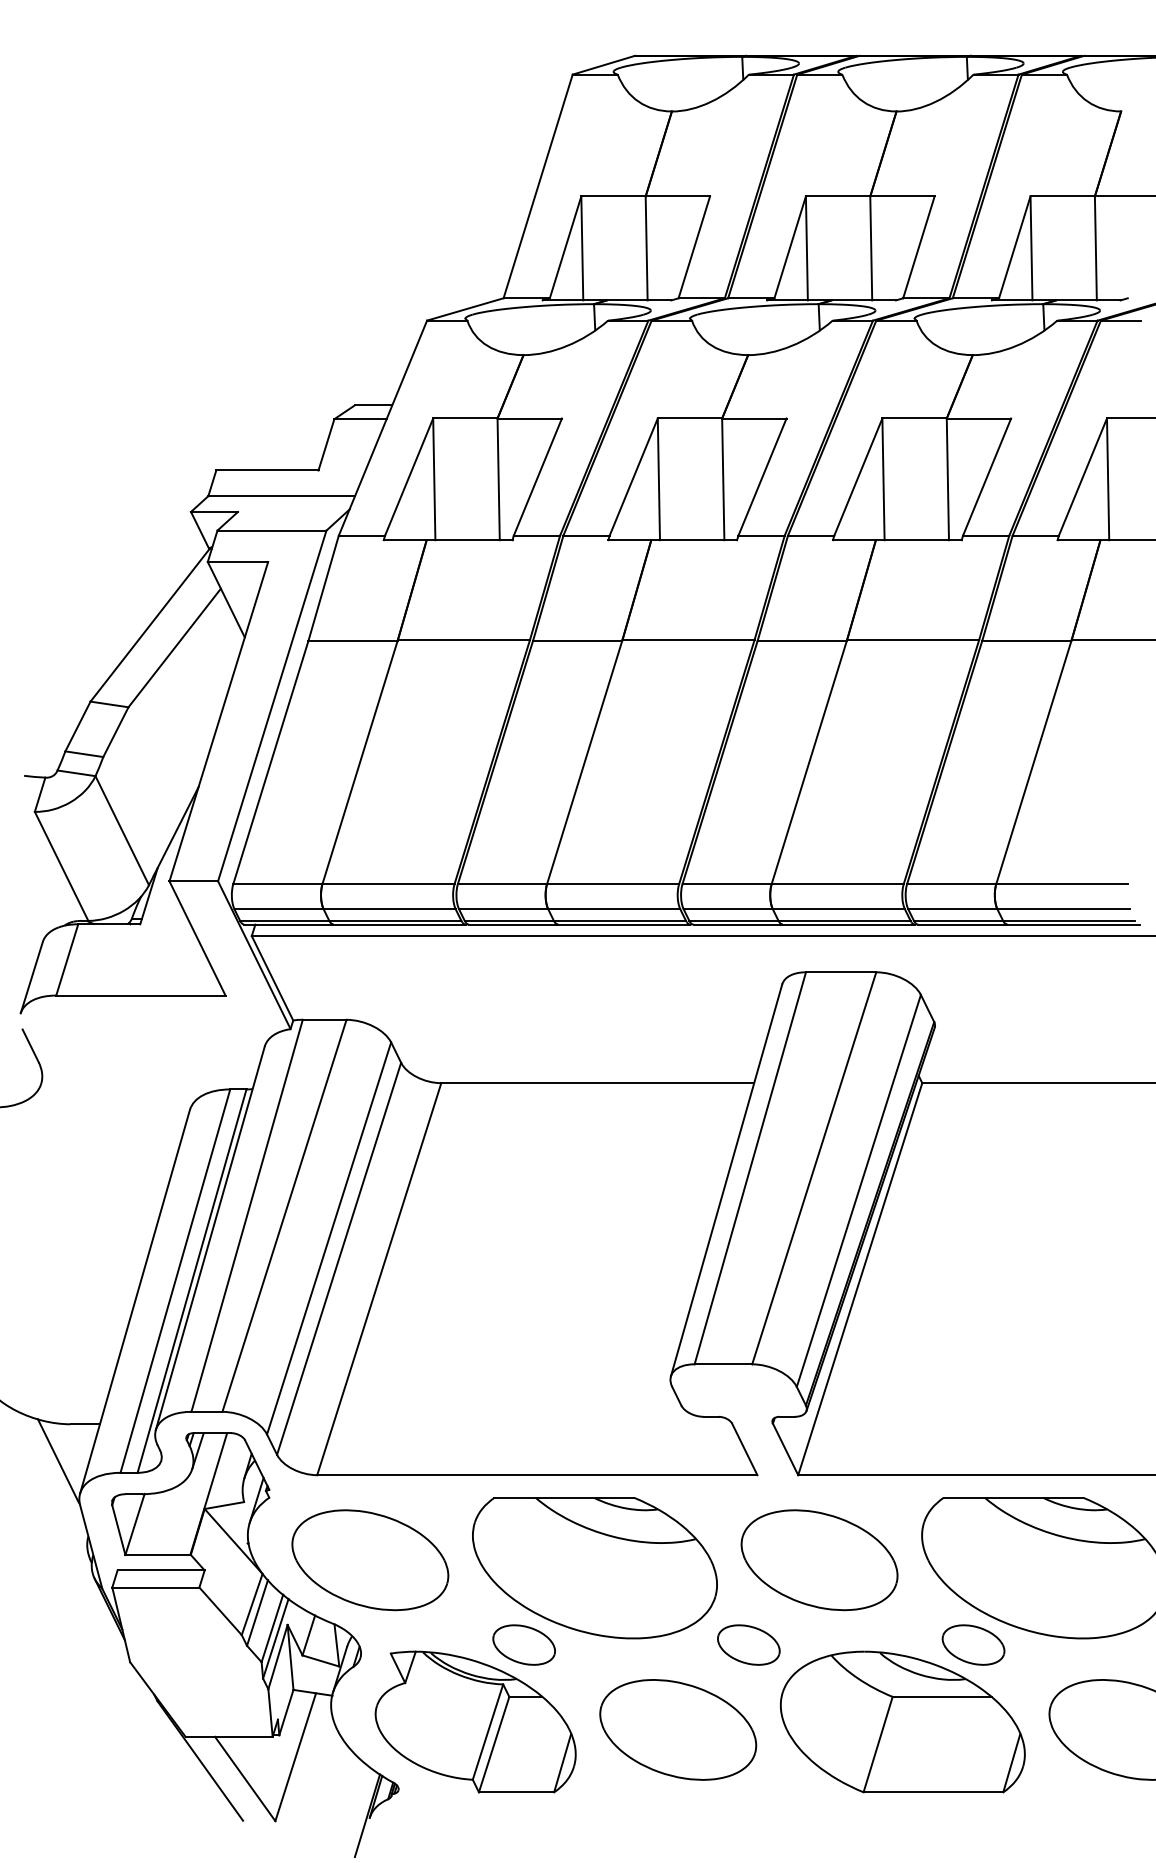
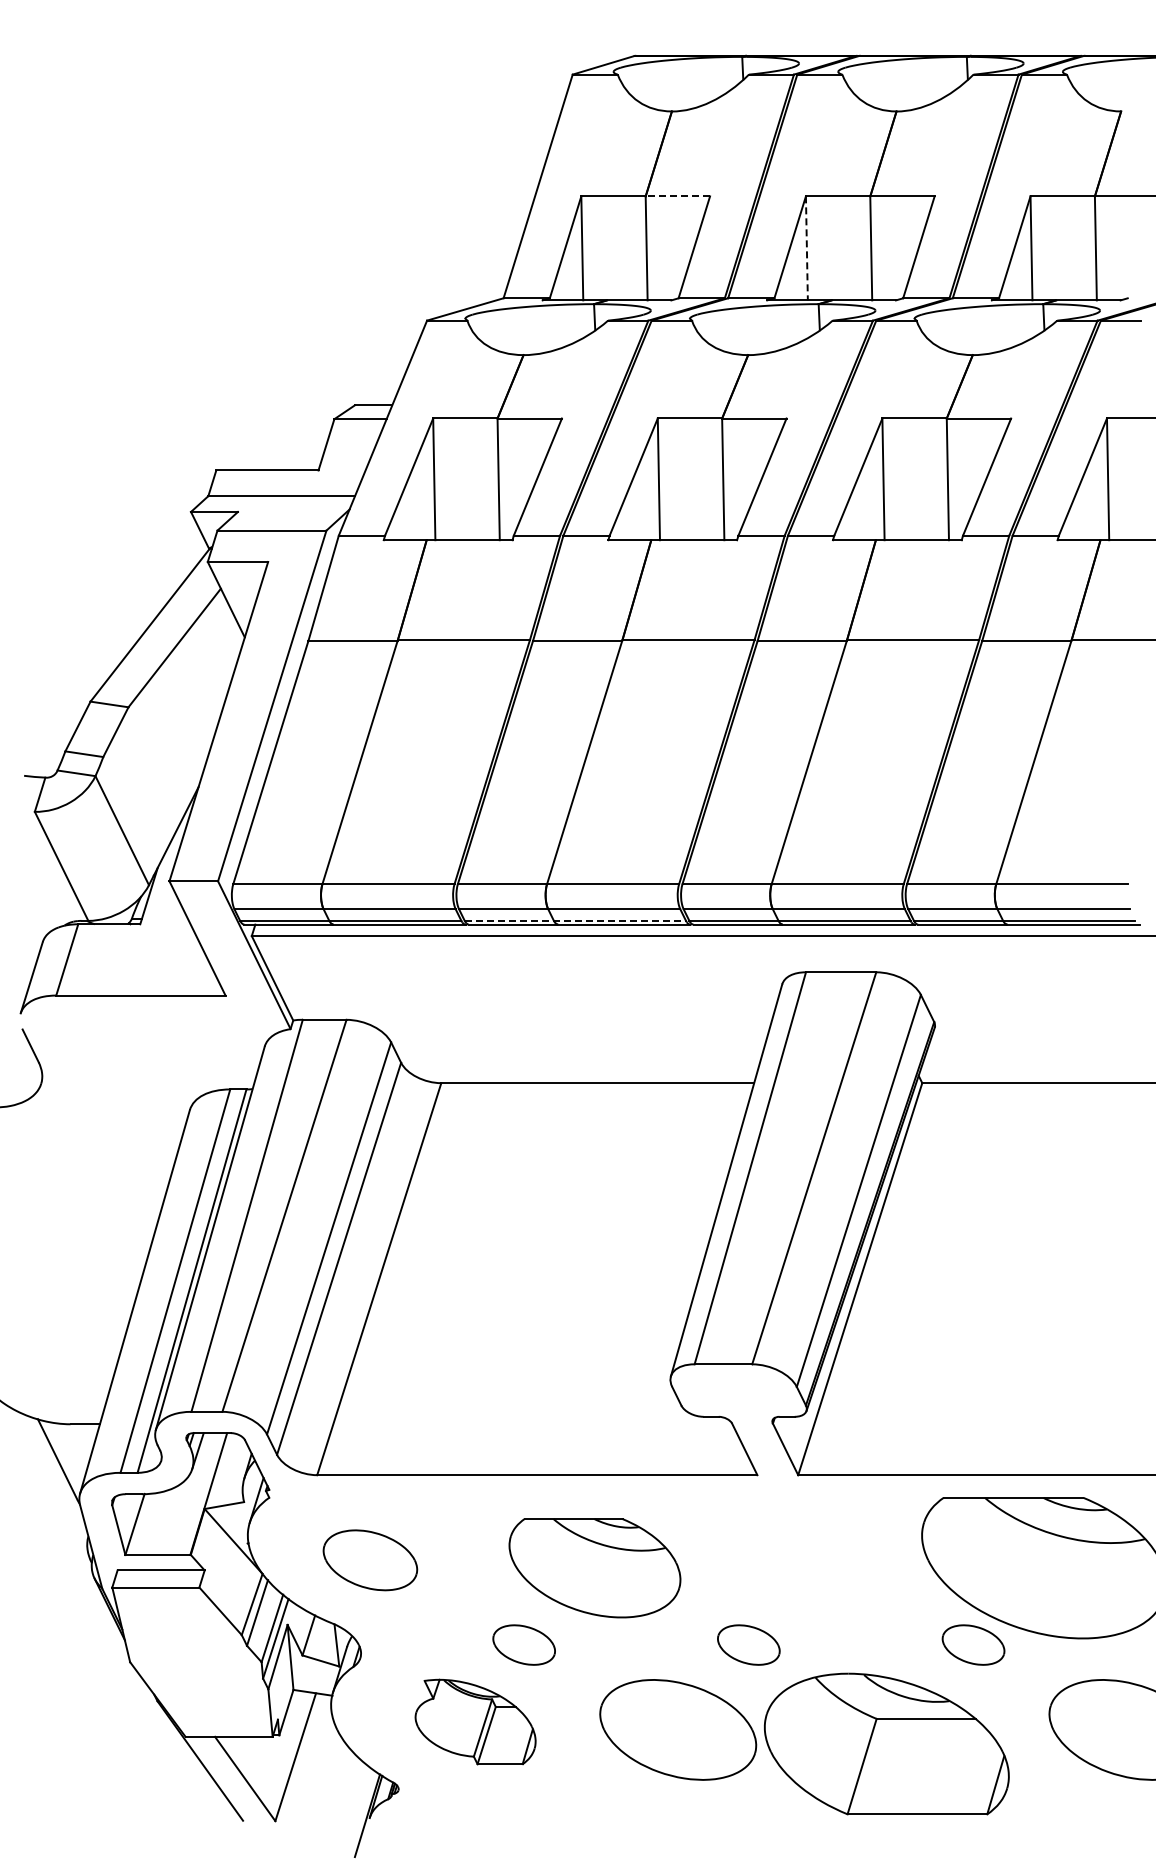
line: solid -> dashed (677, 196)
line: solid -> dashed (806, 248)
line: solid -> dashed (575, 920)
part size: 159x103 px -> 97x63 px (370, 1560)
part: present -> none (819, 1560)
part size: 246x143 px -> 174x101 px (594, 1568)
part size: 203x144 px -> 123x88 px (475, 1721)
part position: (902, 1721) -> (886, 1743) (886, 1743)
